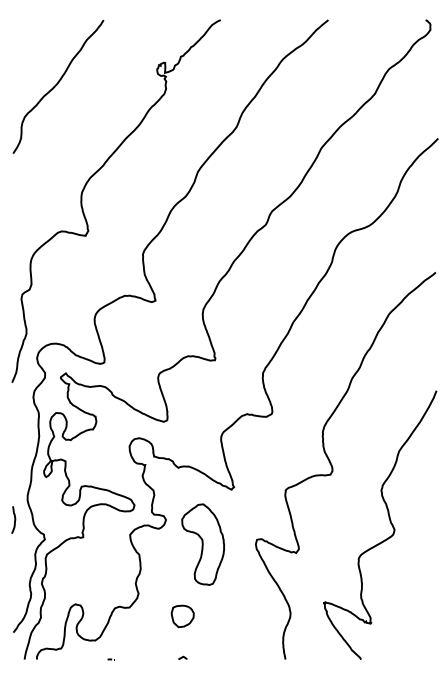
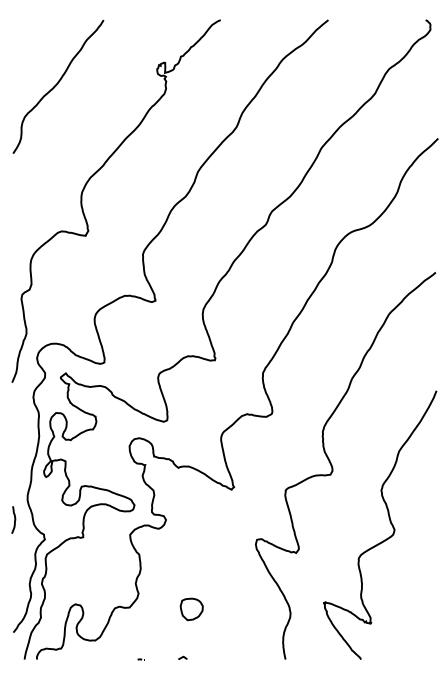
part: present -> none (202, 544)
part position: (182, 616) -> (191, 609) (191, 609)
part position: (110, 659) -> (140, 659) (140, 659)
